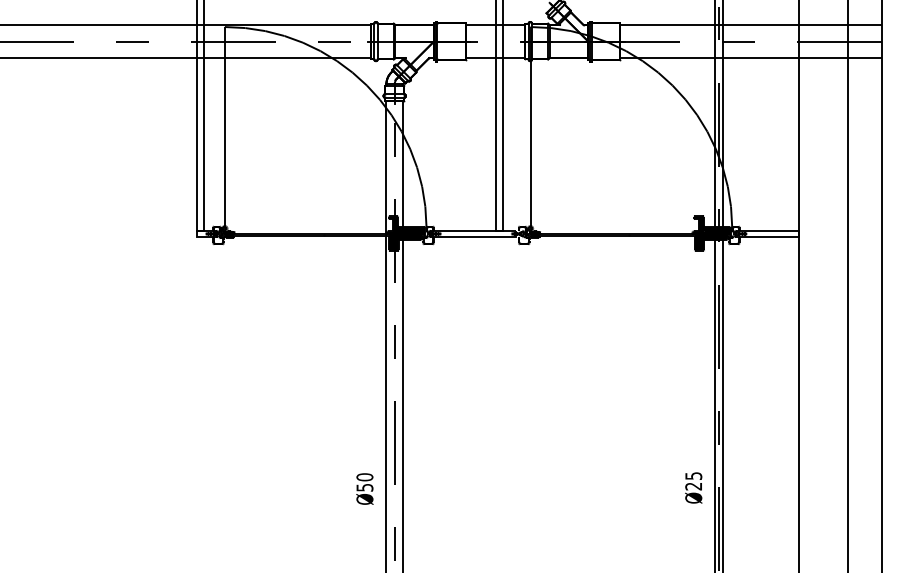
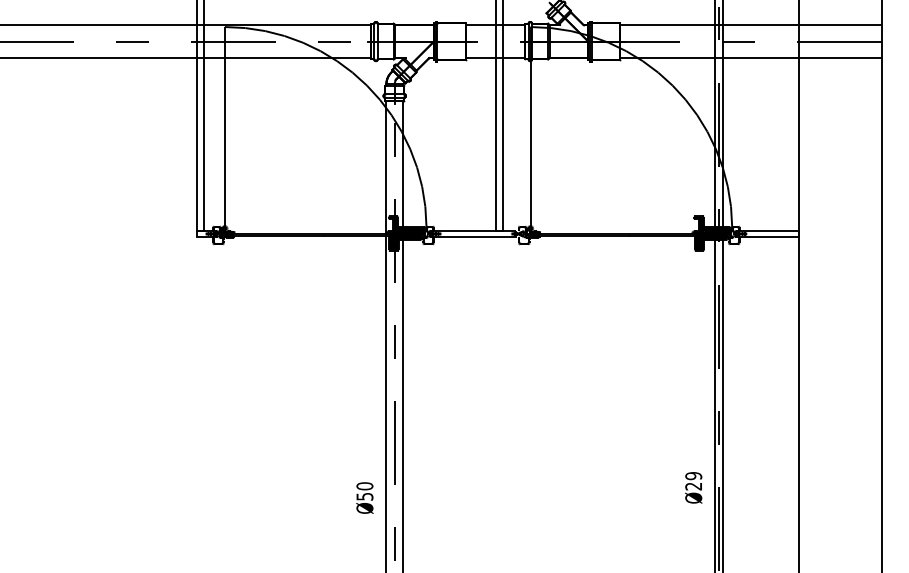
line: present -> none (848, 285)
text: Ø25 -> Ø29 (693, 476)
text position: (364, 488) -> (364, 497) (364, 497)
